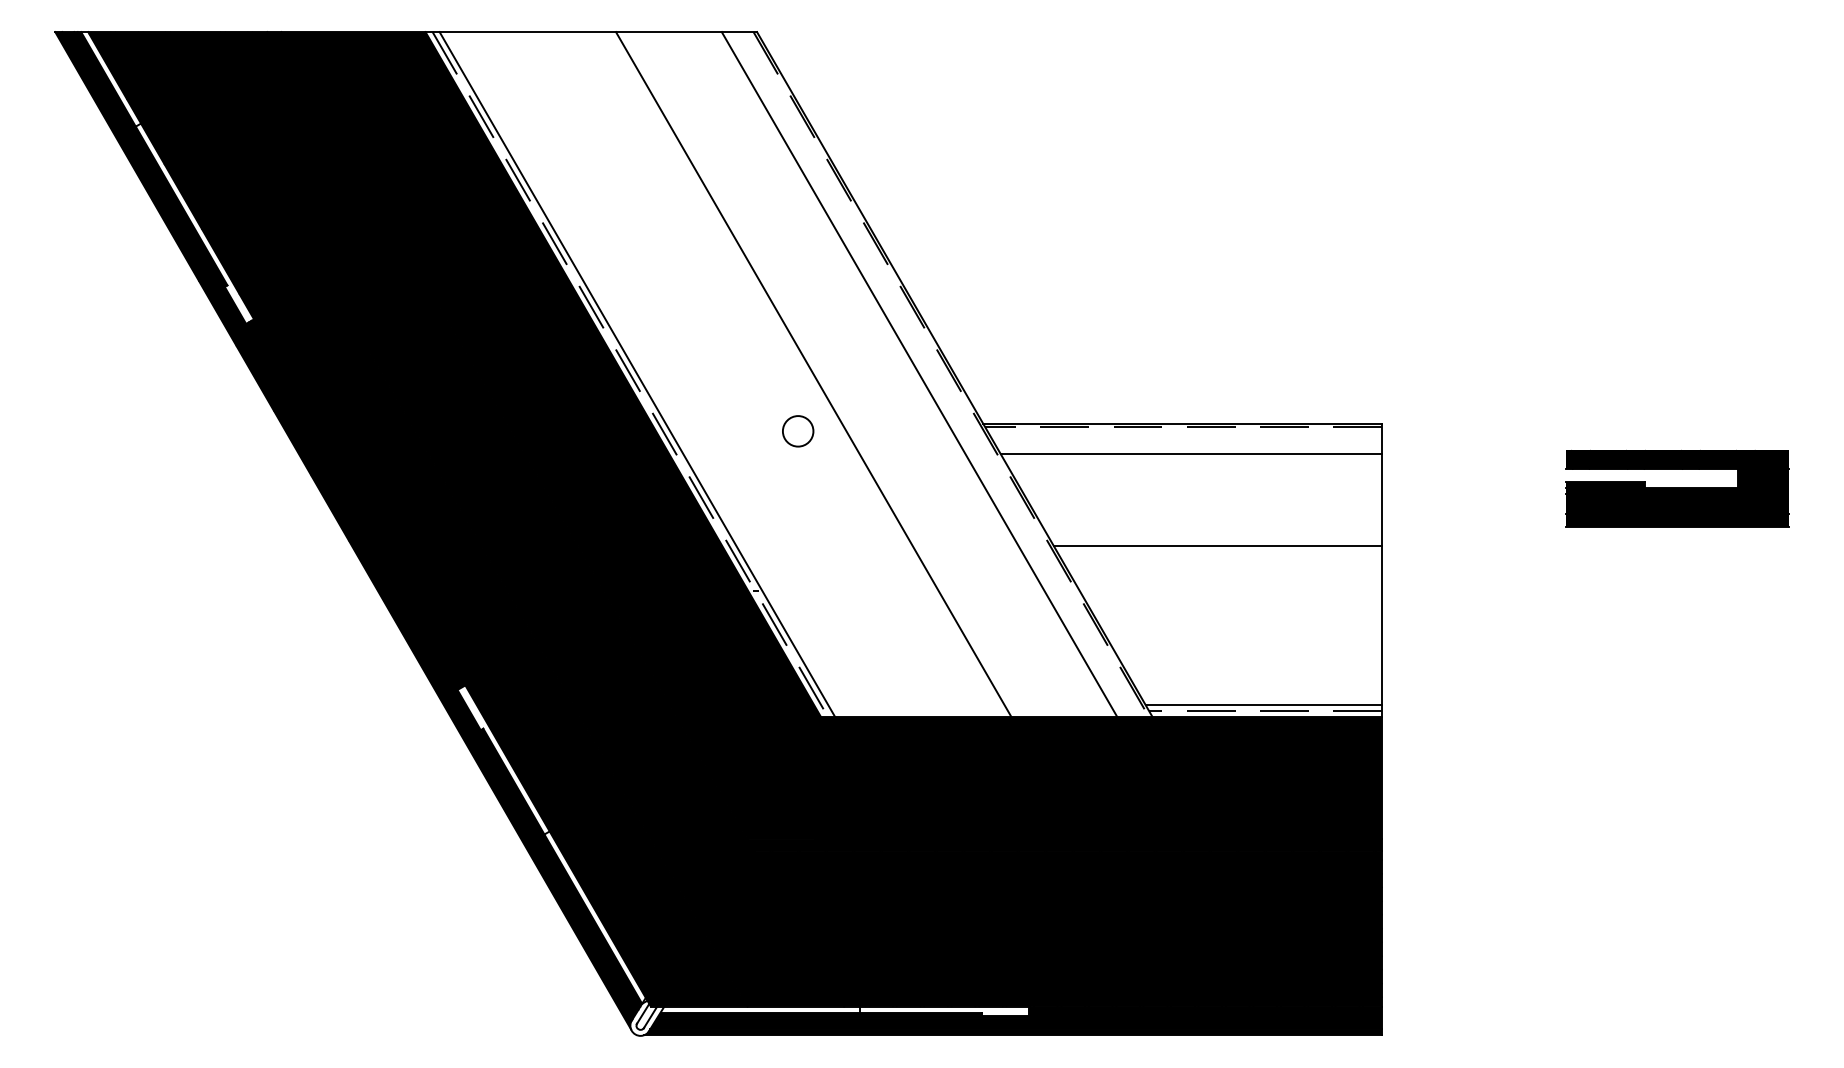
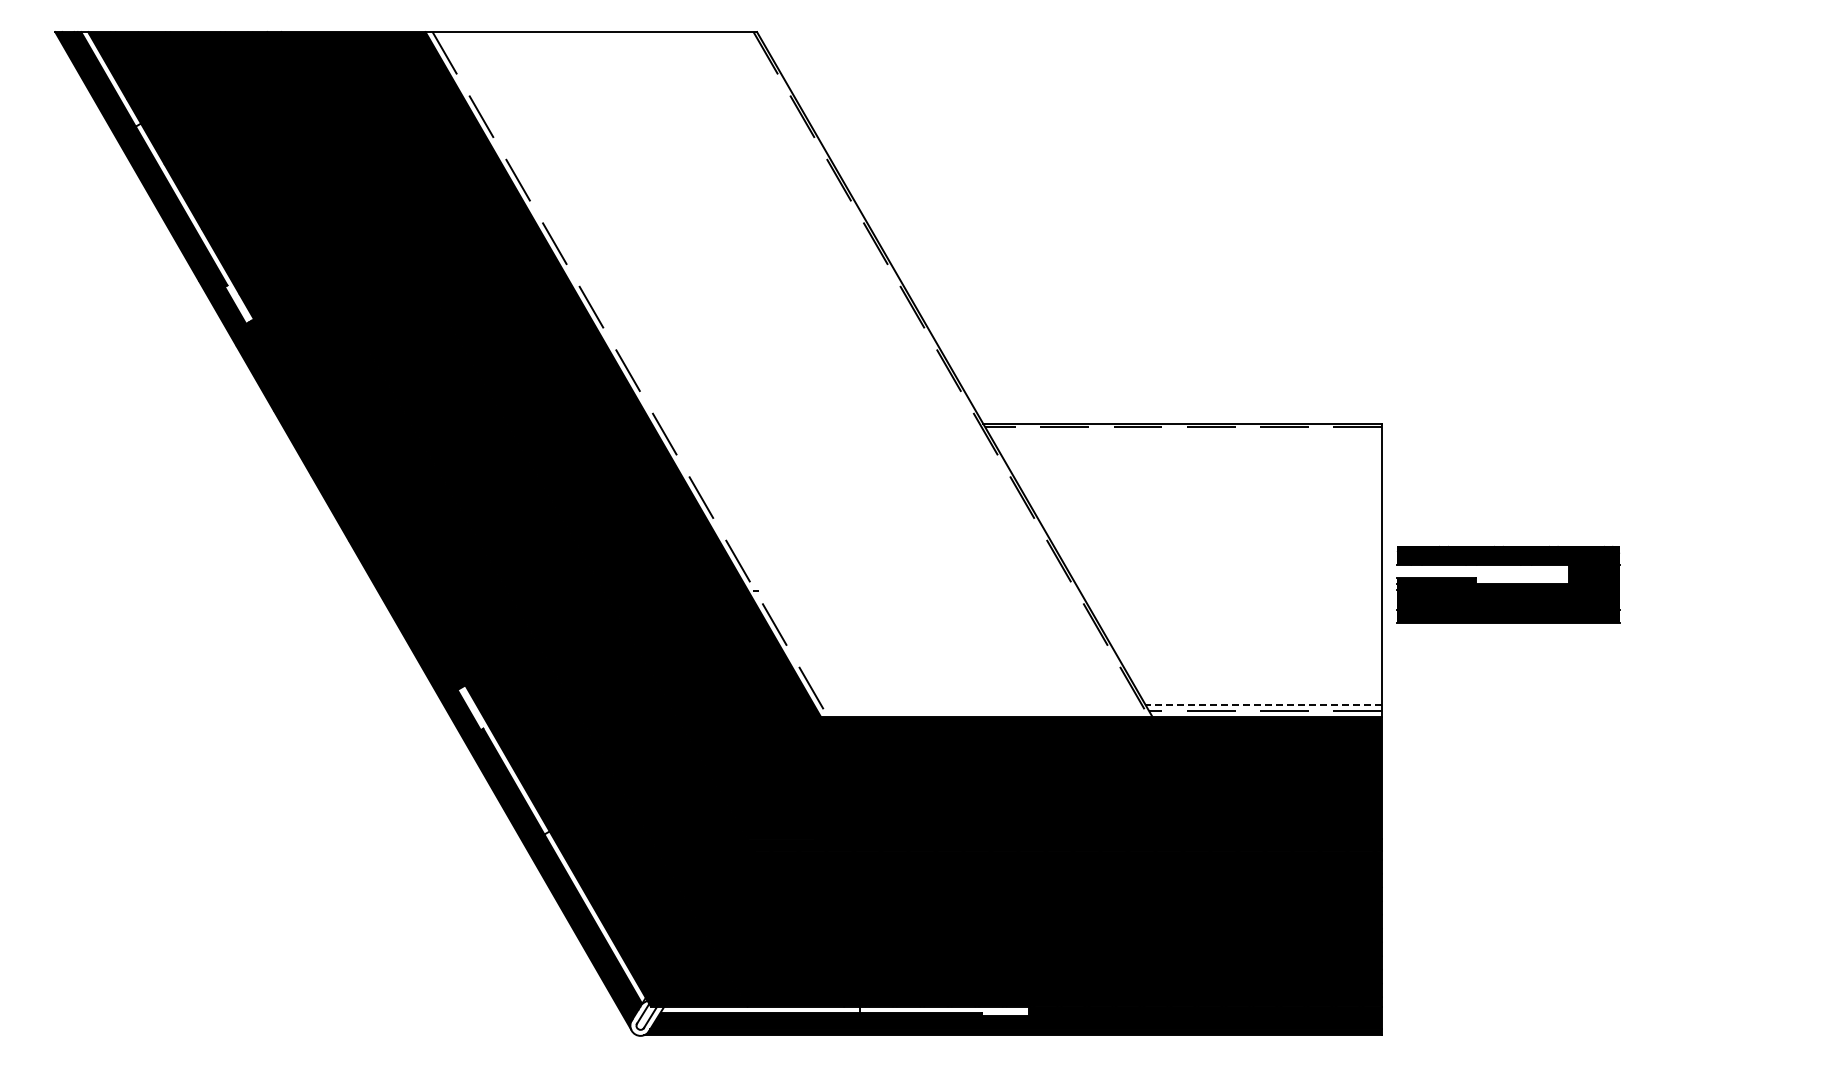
line: present -> none (637, 374)
line: present -> none (813, 374)
line: present -> none (919, 374)
circle: present -> none (798, 431)
line: present -> none (1191, 454)
part position: (1677, 488) -> (1508, 584) (1508, 584)
line: present -> none (1217, 546)
line: solid -> dashed (1263, 704)
